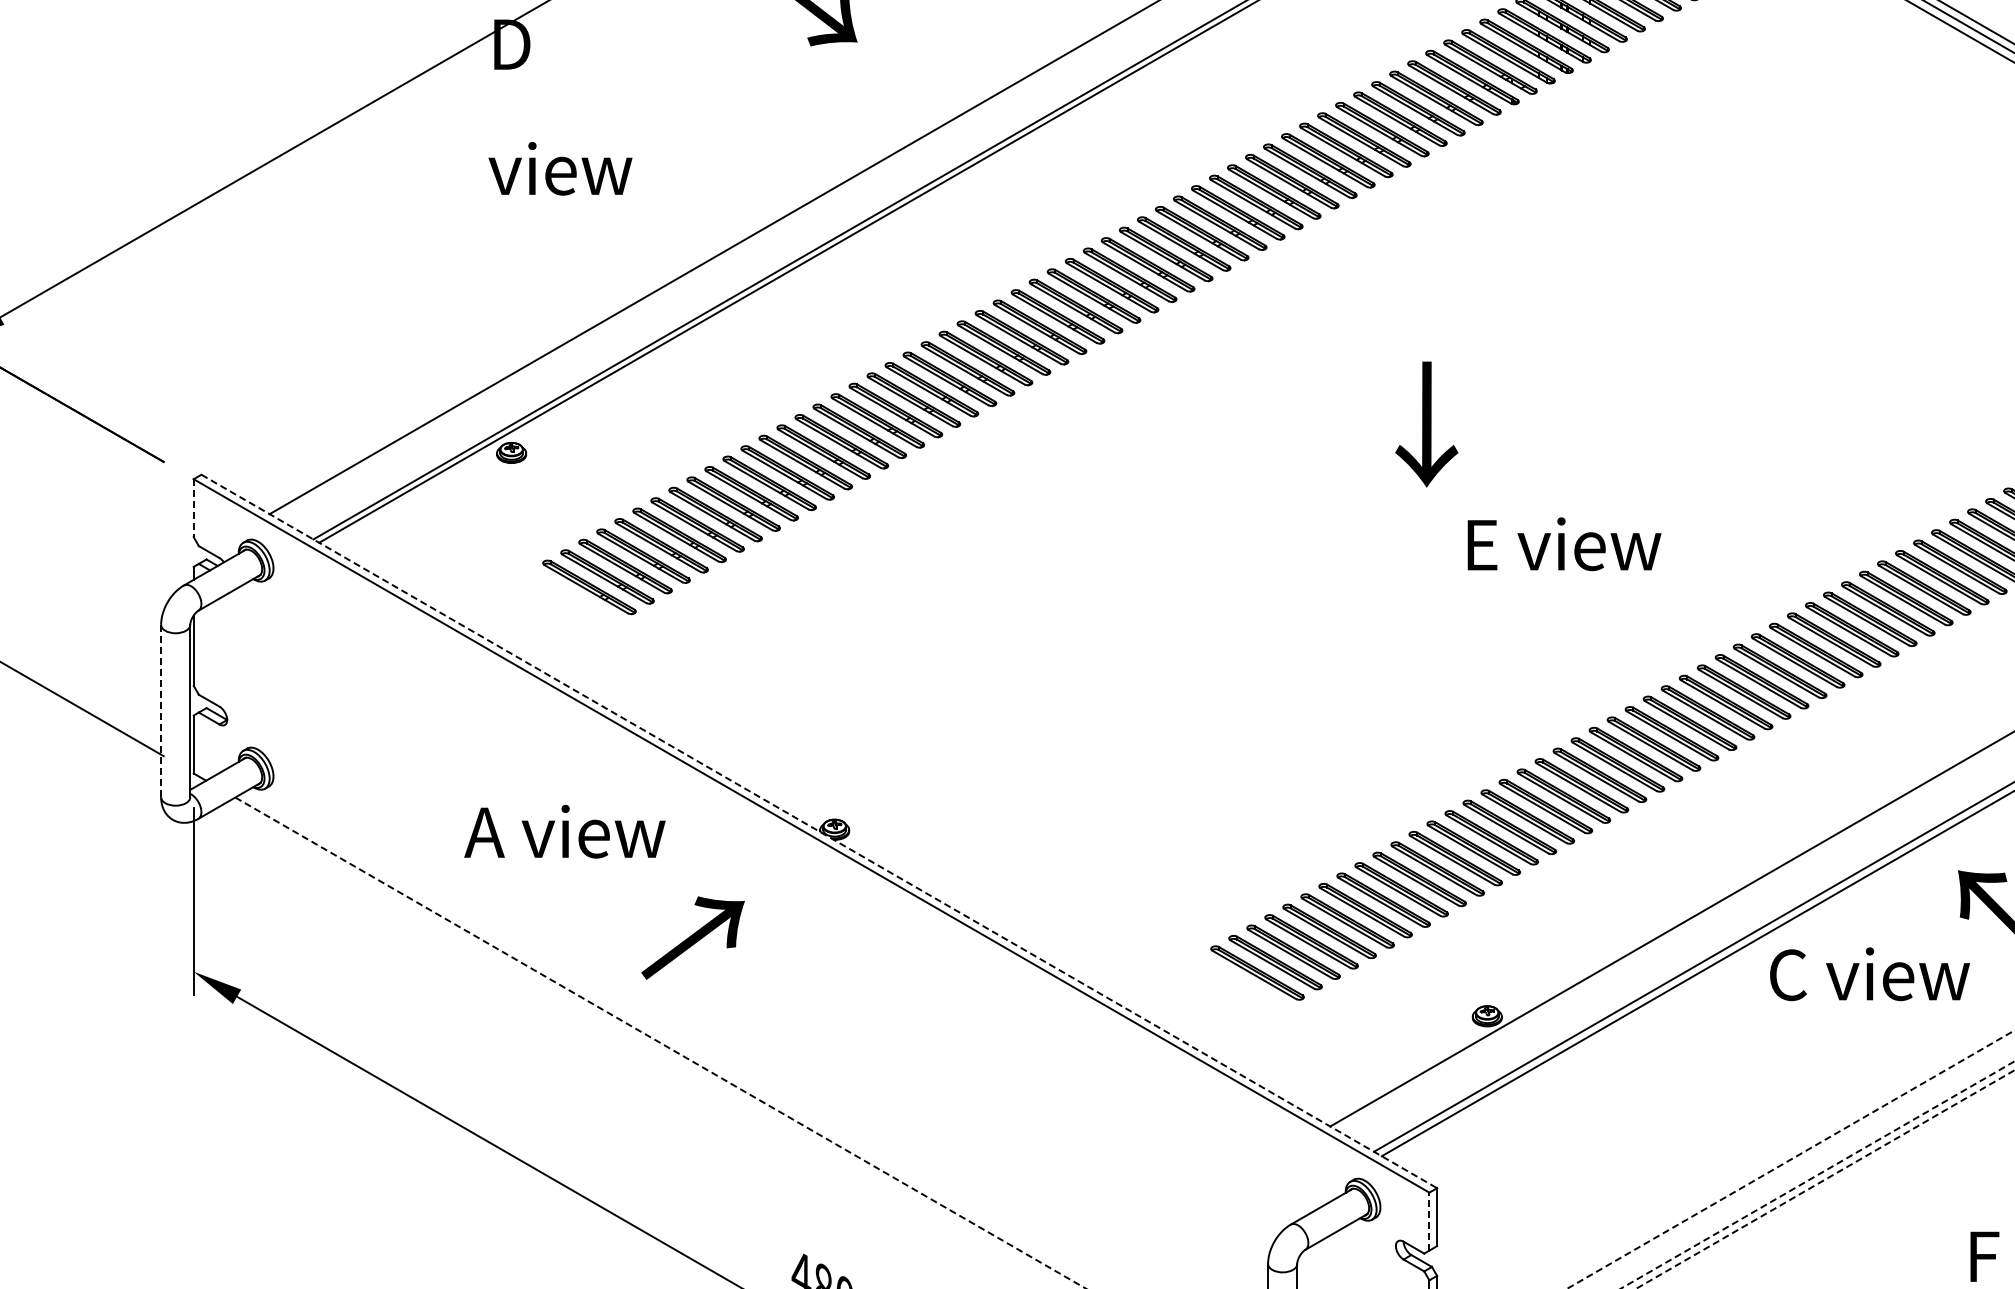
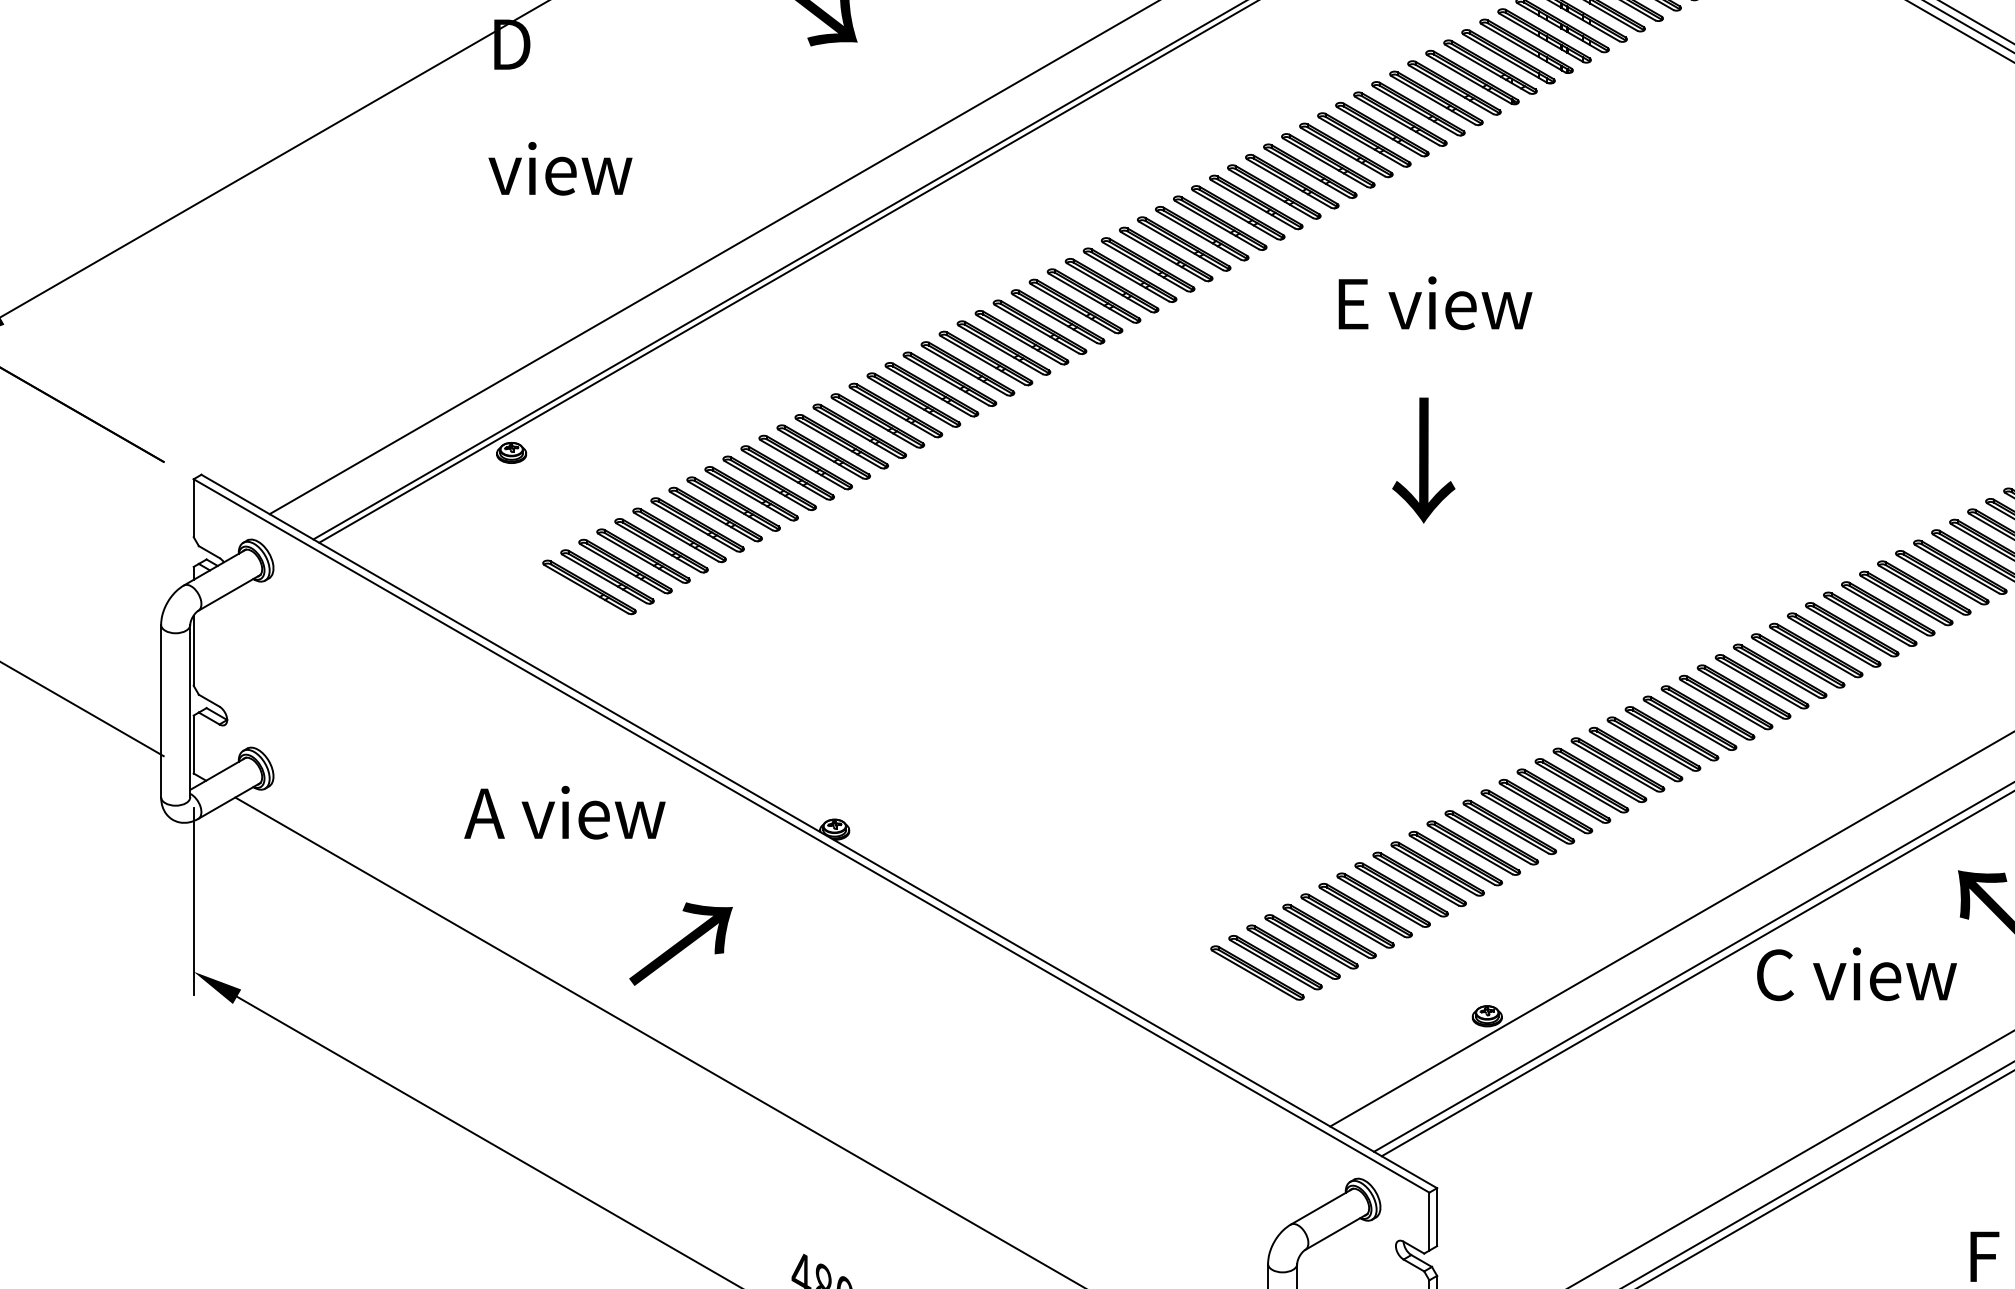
text position: (1426, 424) -> (1423, 460) (1423, 460)
line: dashed -> solid (193, 508)
text position: (1564, 544) -> (1435, 303) (1435, 303)
line: dashed -> solid (161, 710)
text position: (564, 831) -> (564, 812) (564, 812)
line: dashed -> solid (819, 831)
text position: (692, 937) -> (680, 943) (680, 943)
text position: (1869, 974) -> (1856, 974) (1856, 974)
line: dashed -> solid (661, 1043)
line: dashed -> solid (1790, 1159)
line: dashed -> solid (1817, 1175)
line: dashed -> solid (1825, 1179)
line: dashed -> solid (1429, 1221)
